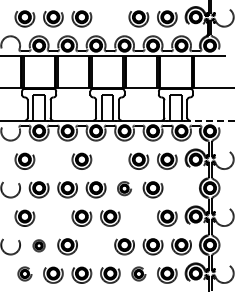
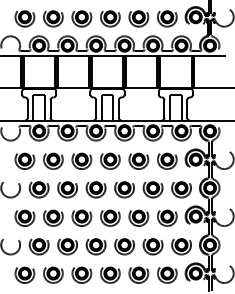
part: none -> present (110, 18)
line: dashed -> solid (210, 120)
part: none -> present (53, 160)
part: none -> present (110, 160)
part size: 15x16 px -> 21x18 px (124, 189)
part: none -> present (181, 189)
part: none -> present (53, 217)
part: none -> present (138, 217)
part size: 14x14 px -> 22x18 px (38, 246)
part: none -> present (95, 246)
part size: 16x16 px -> 22x18 px (24, 274)
part size: 16x16 px -> 22x18 px (138, 274)
